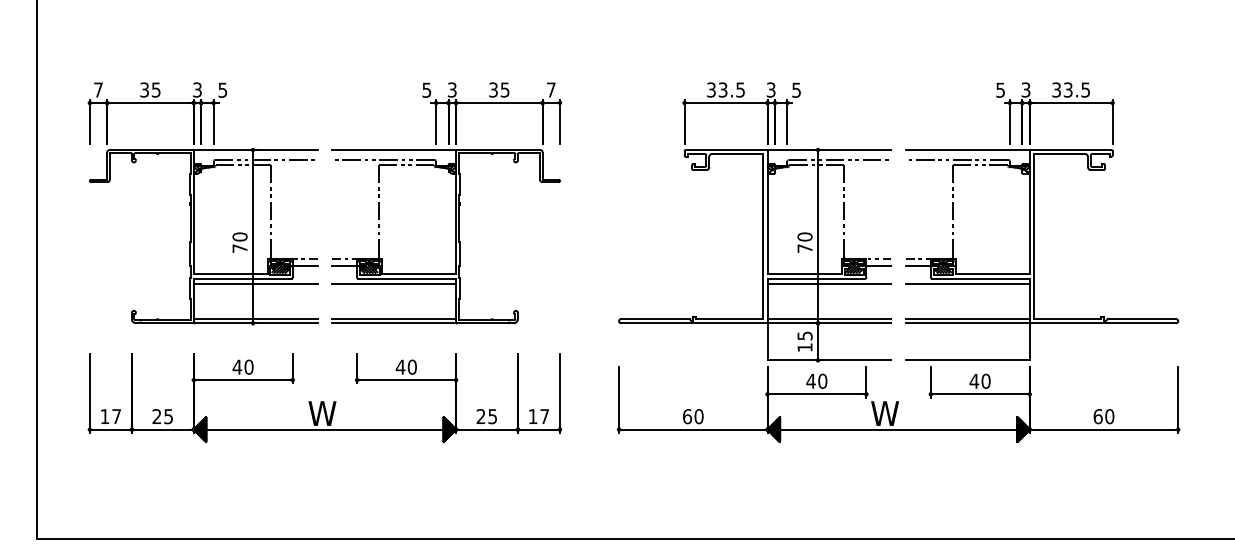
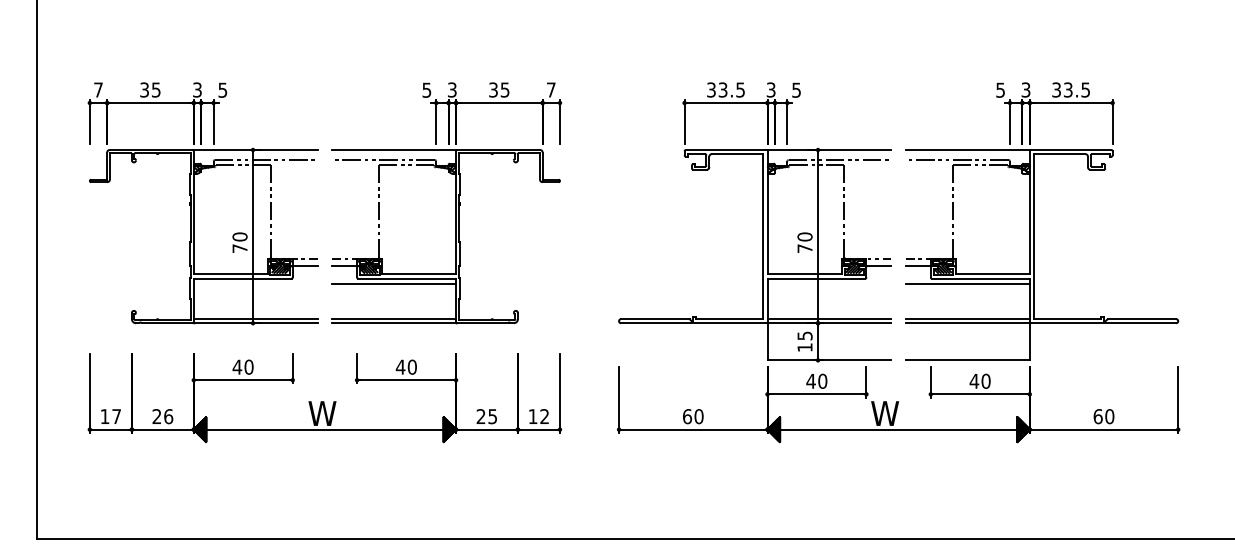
line: present -> none (255, 284)
line: present -> none (829, 284)
text: 25 -> 26 (168, 416)
text: 17 -> 12 (544, 416)
